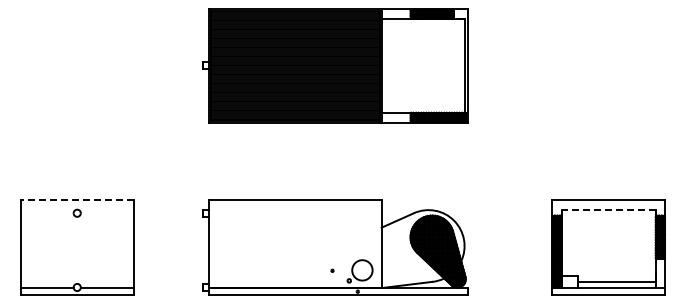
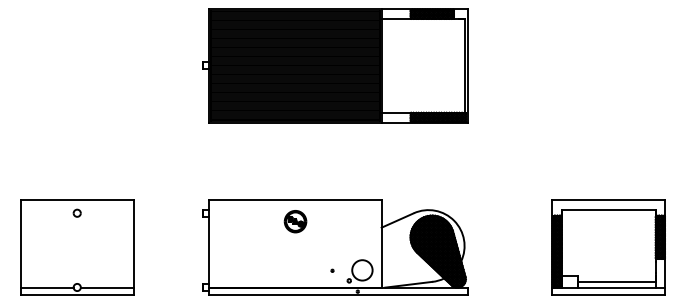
line: dashed -> solid (77, 200)
line: dashed -> solid (608, 210)
part: none -> present (295, 221)
